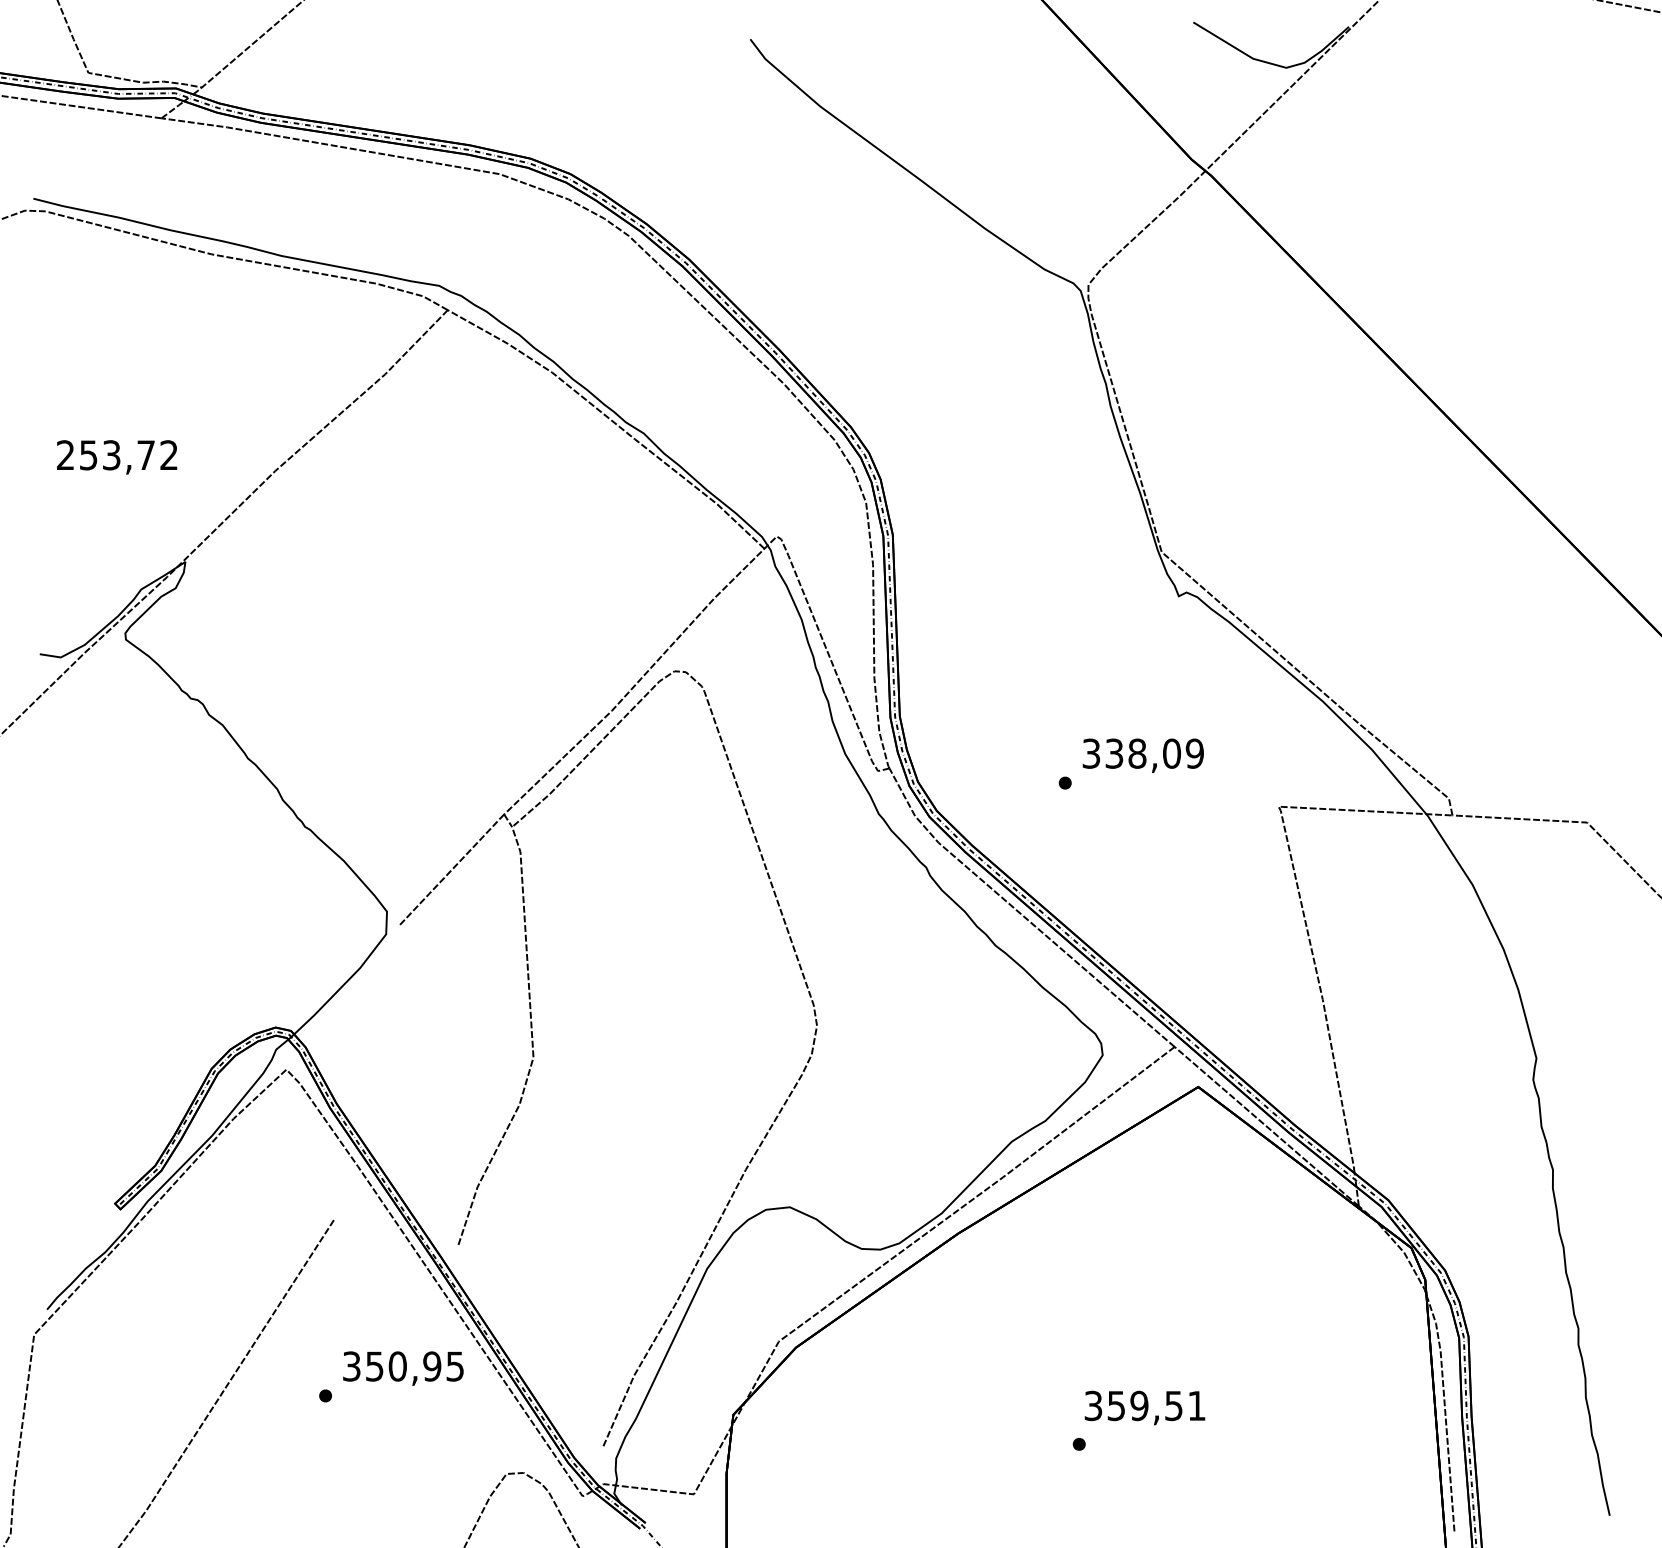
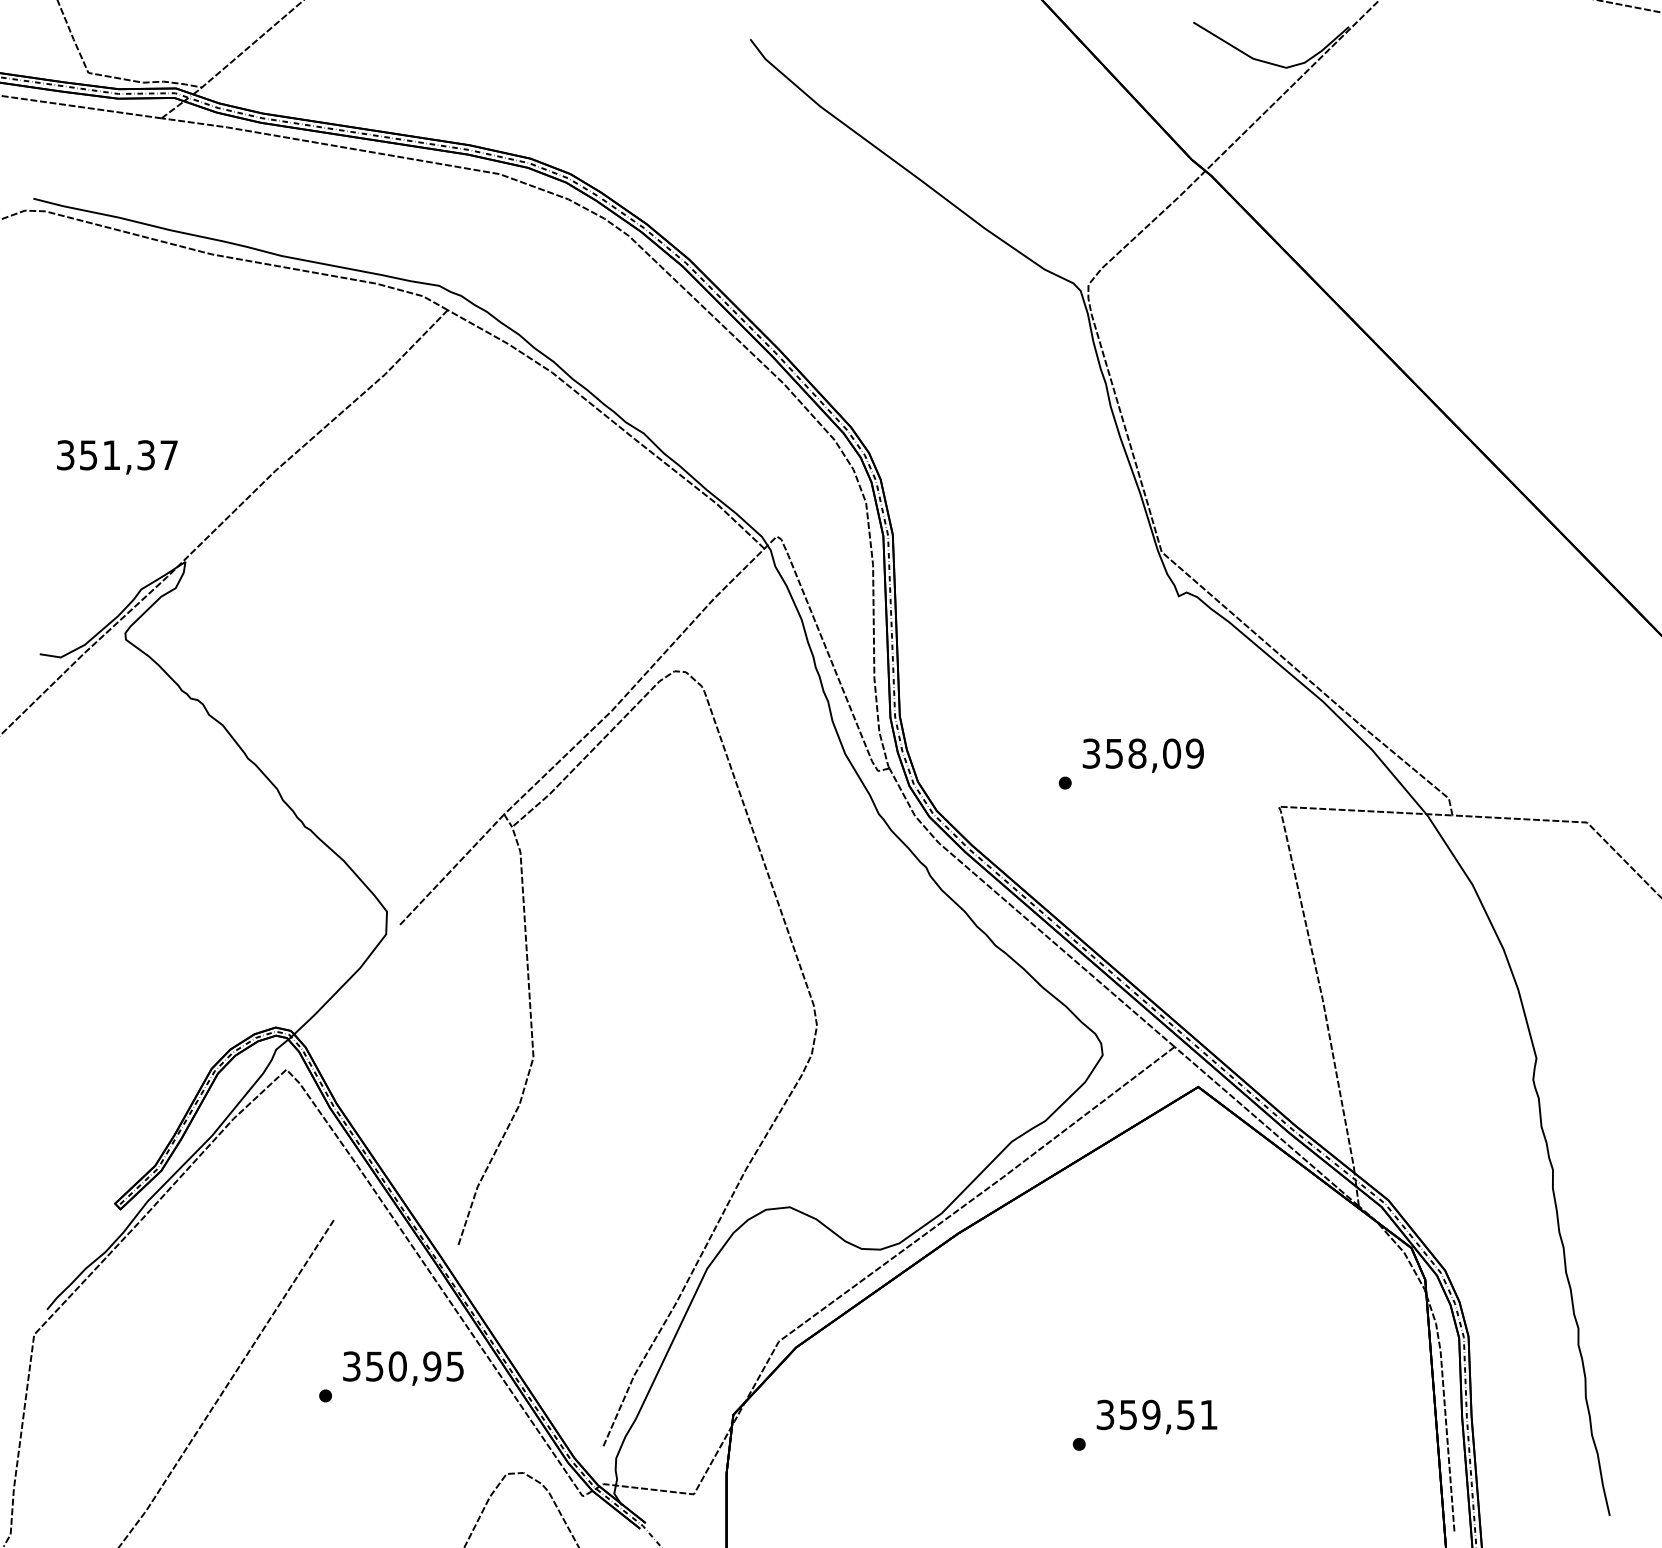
text: 253,72 -> 351,37 (117, 455)
text: 338,09 -> 358,09 (1114, 753)
text position: (1144, 1407) -> (1156, 1416) (1156, 1416)
